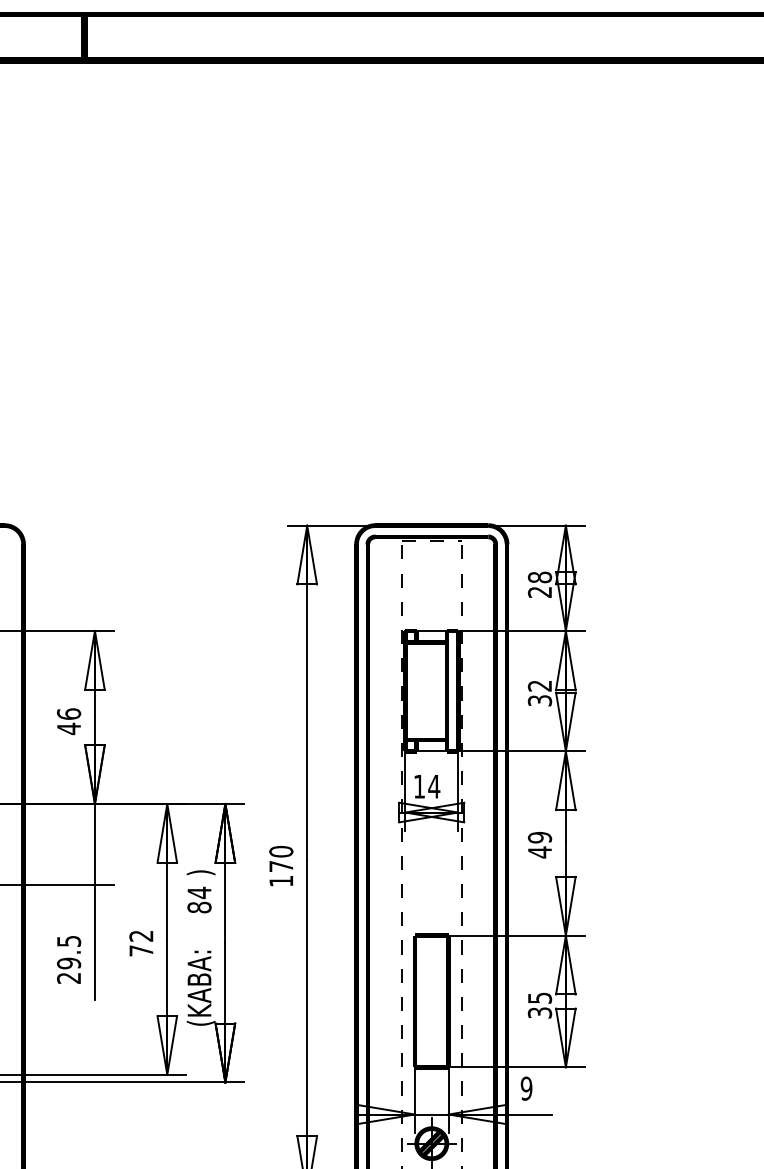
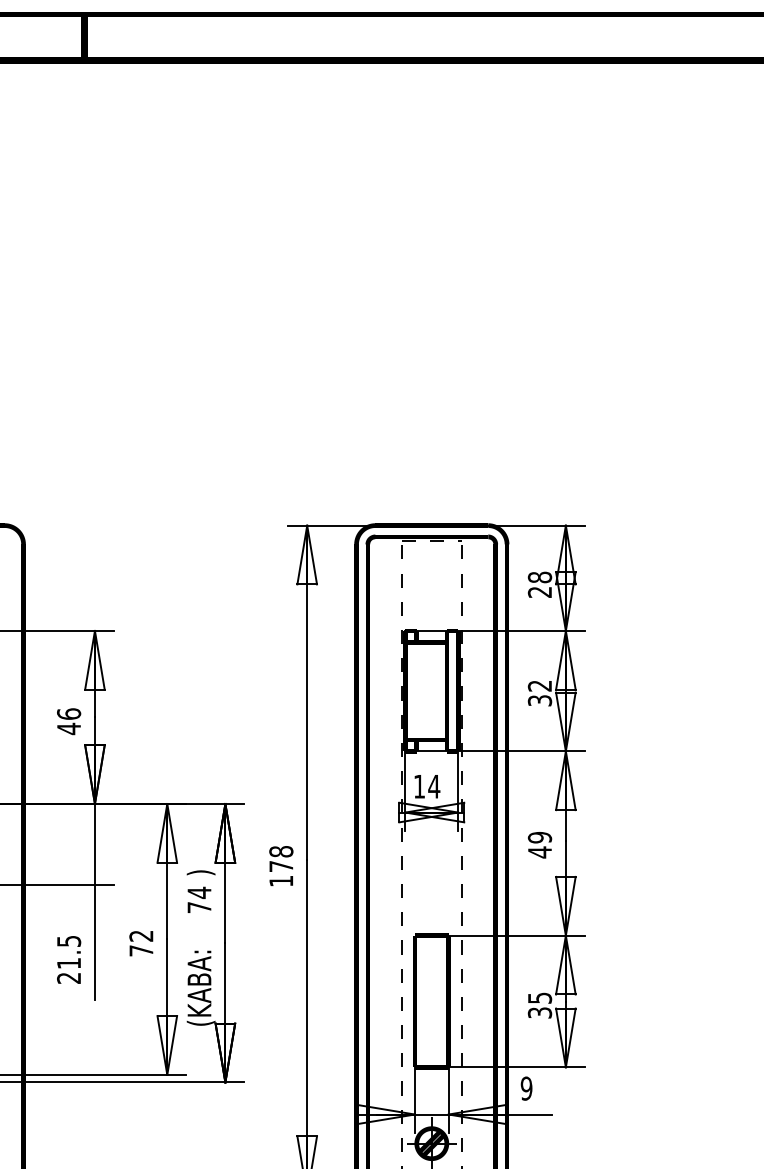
text: 170 -> 178 (281, 851)
text: 84 -> 74 (199, 907)
text: 29.5 -> 21.5 (69, 963)
